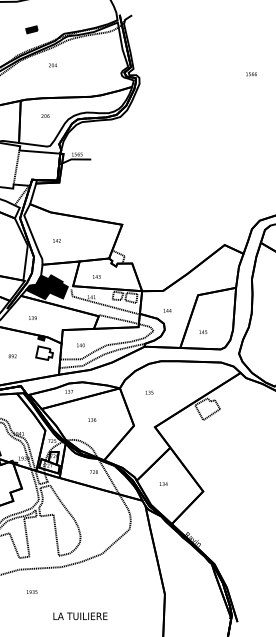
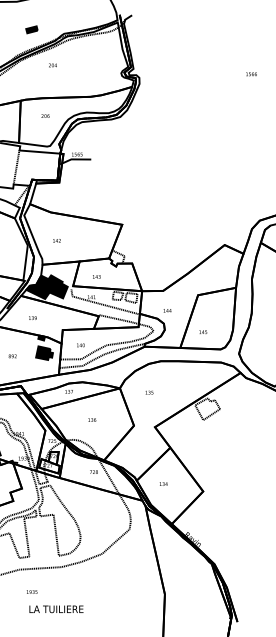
fill: none -> present (44, 353)
text position: (80, 616) -> (56, 609) (56, 609)
